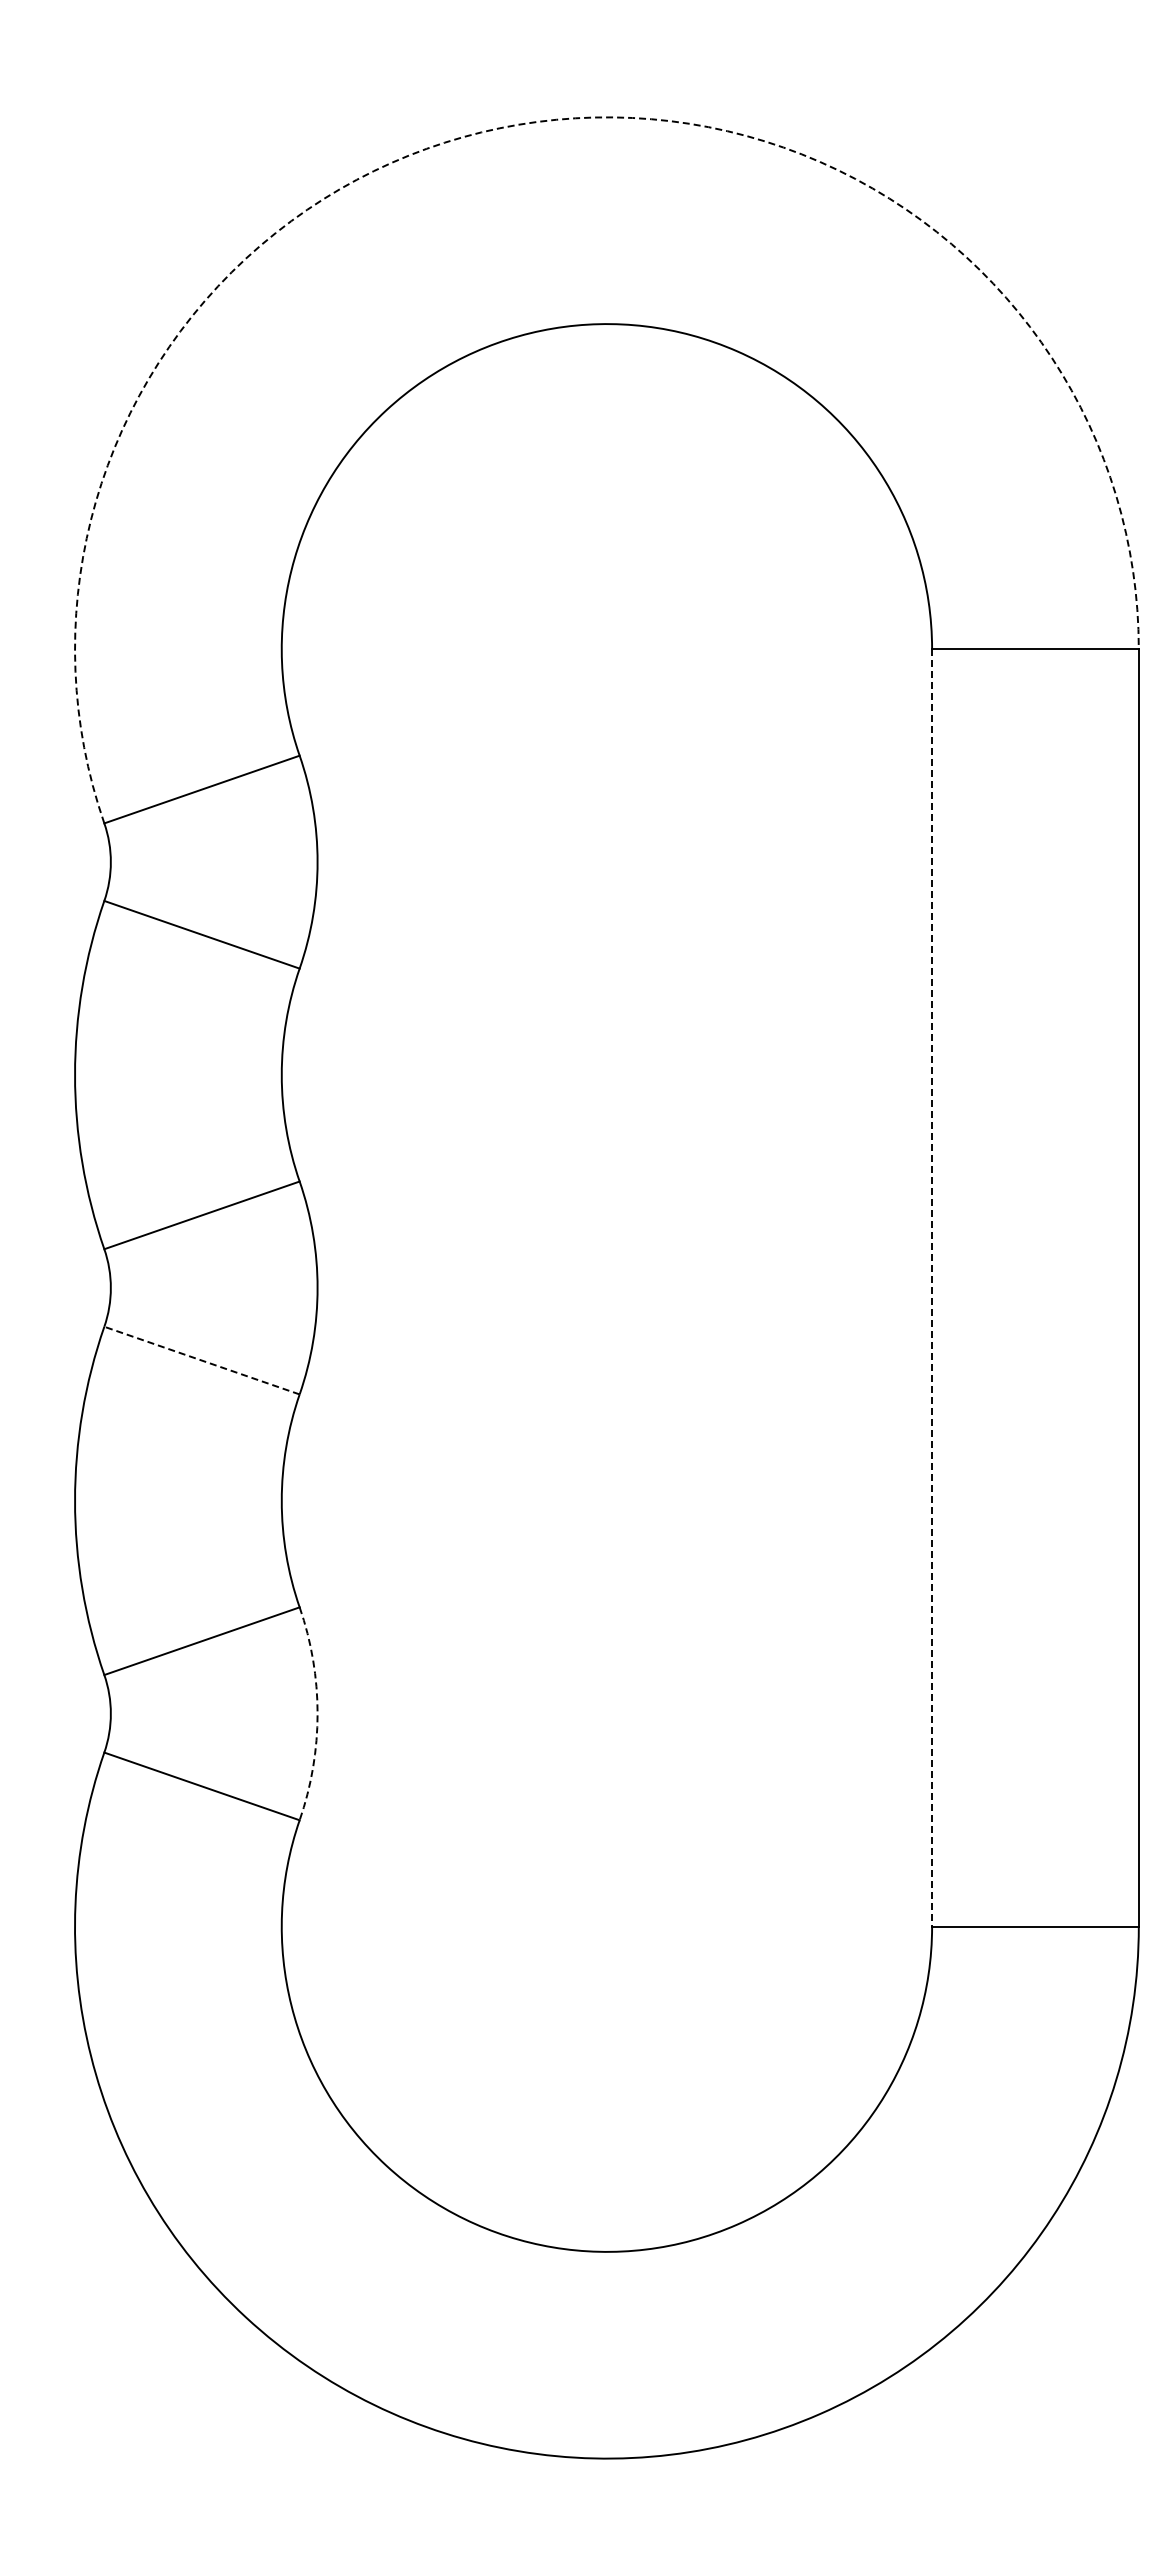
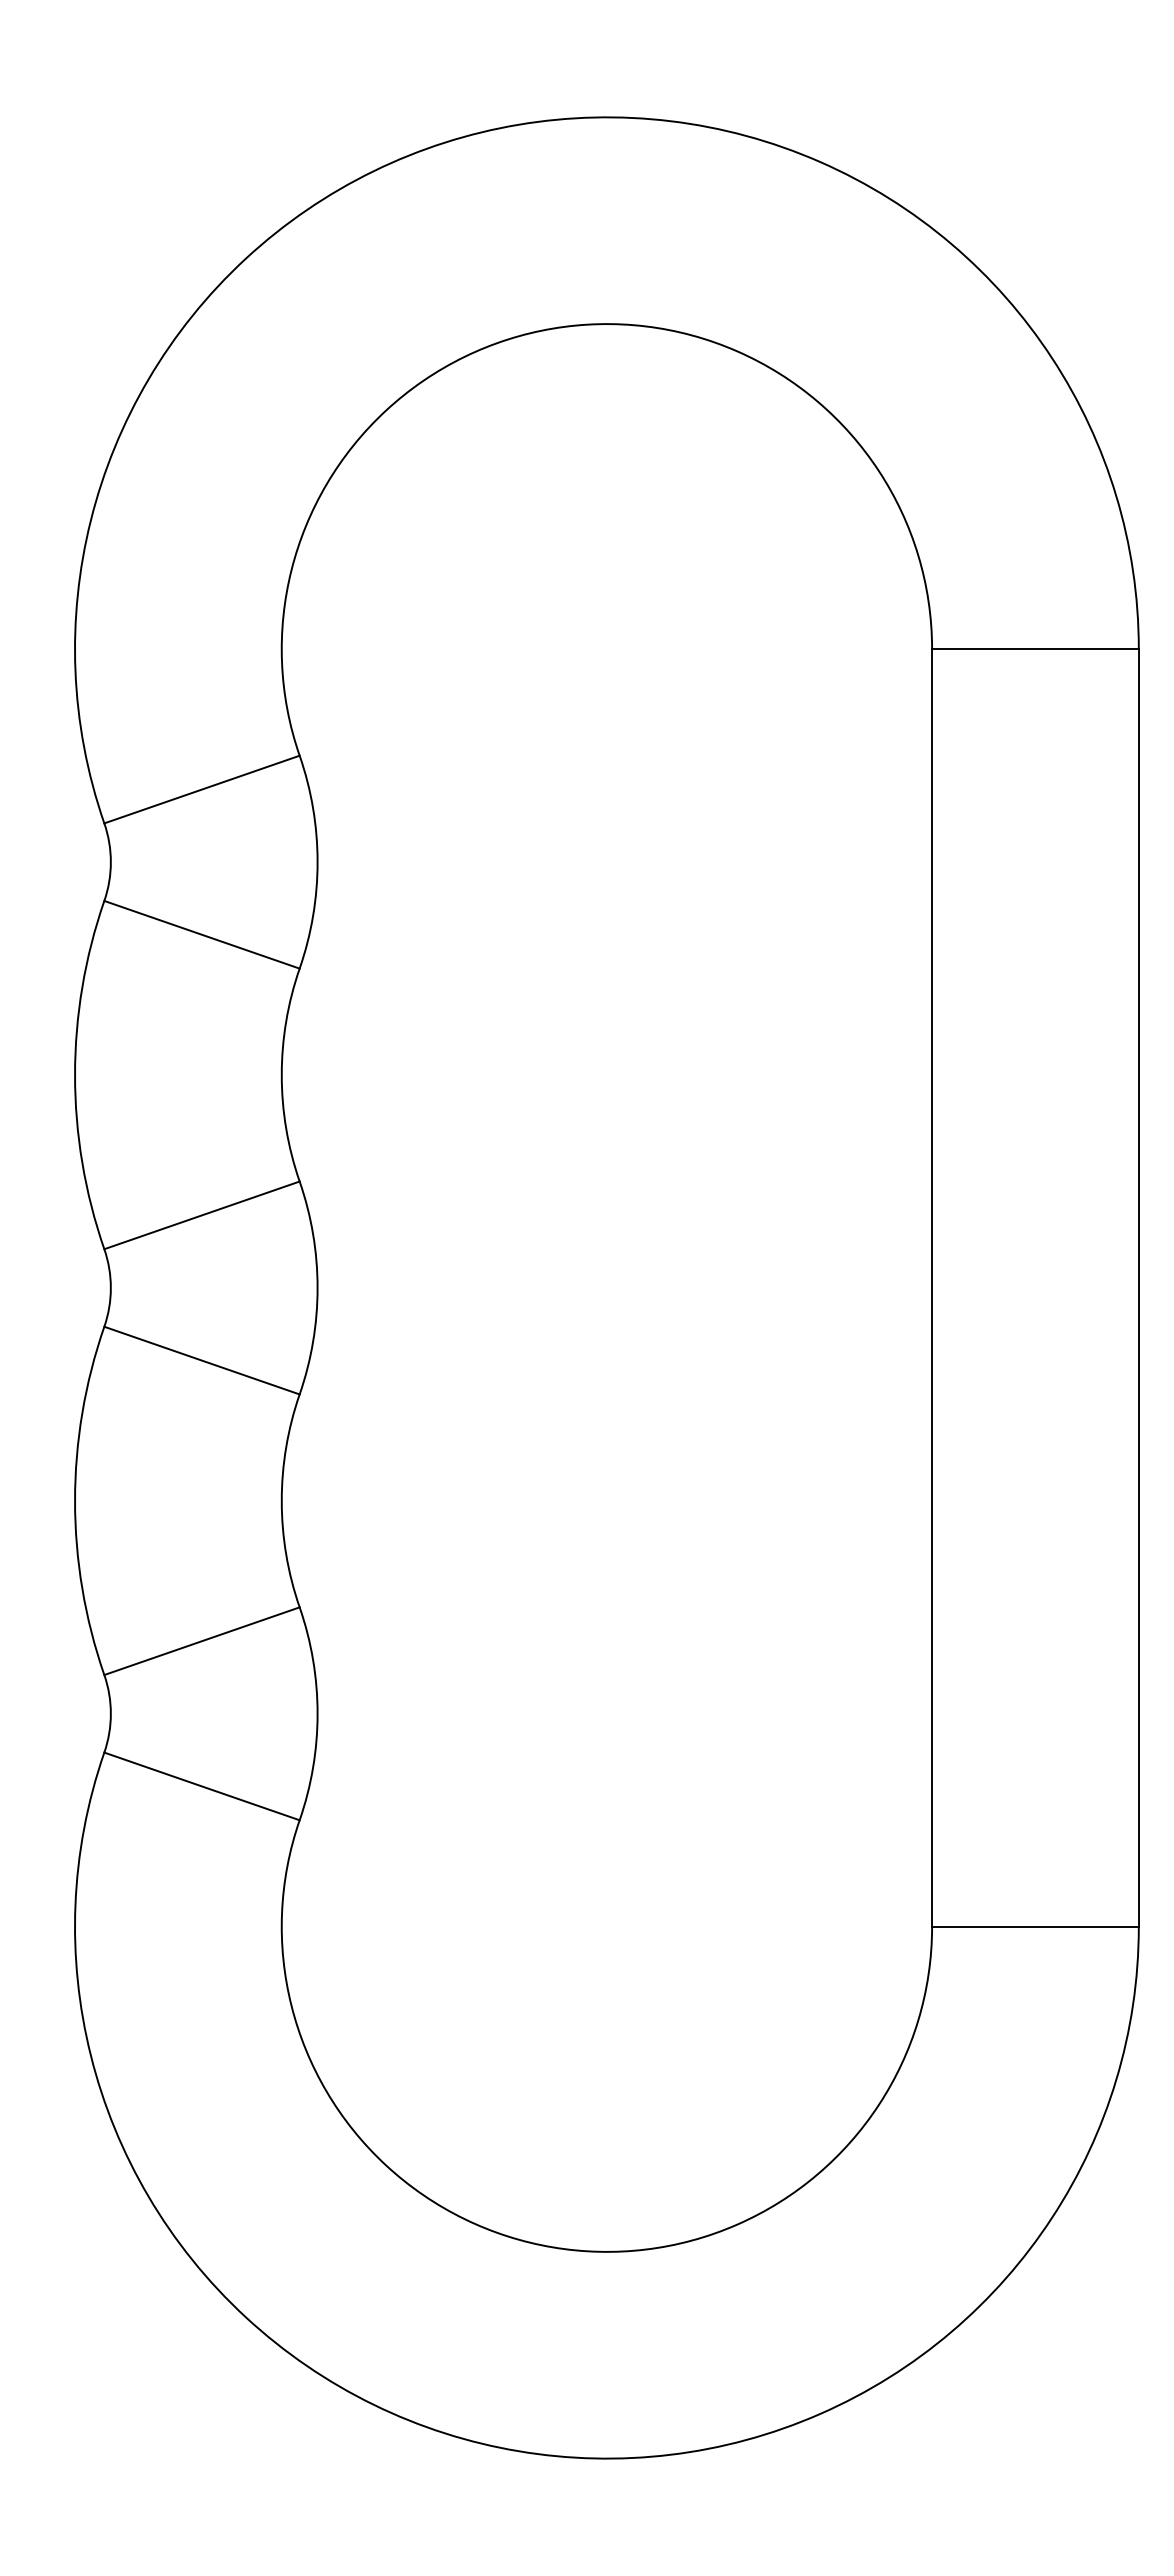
arc: dashed -> solid (518, 124)
line: dashed -> solid (932, 1288)
line: dashed -> solid (201, 1360)
arc: dashed -> solid (317, 1713)
